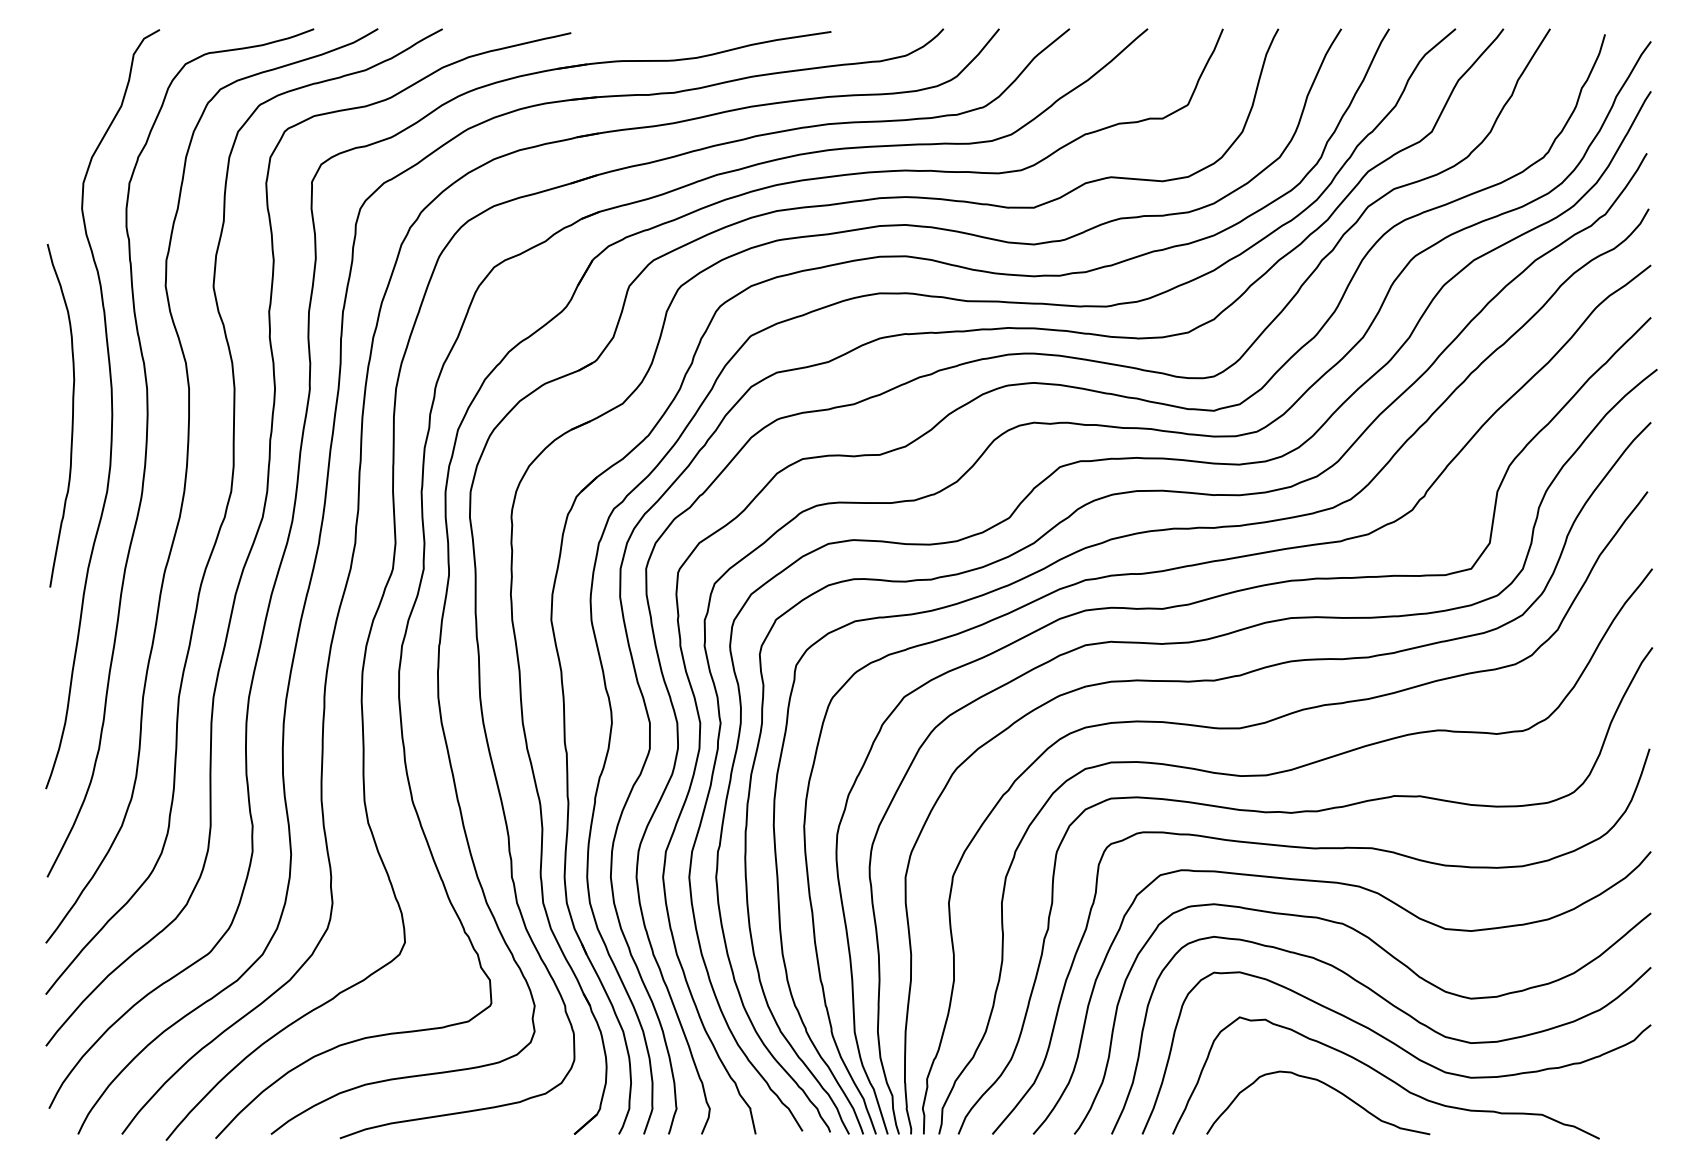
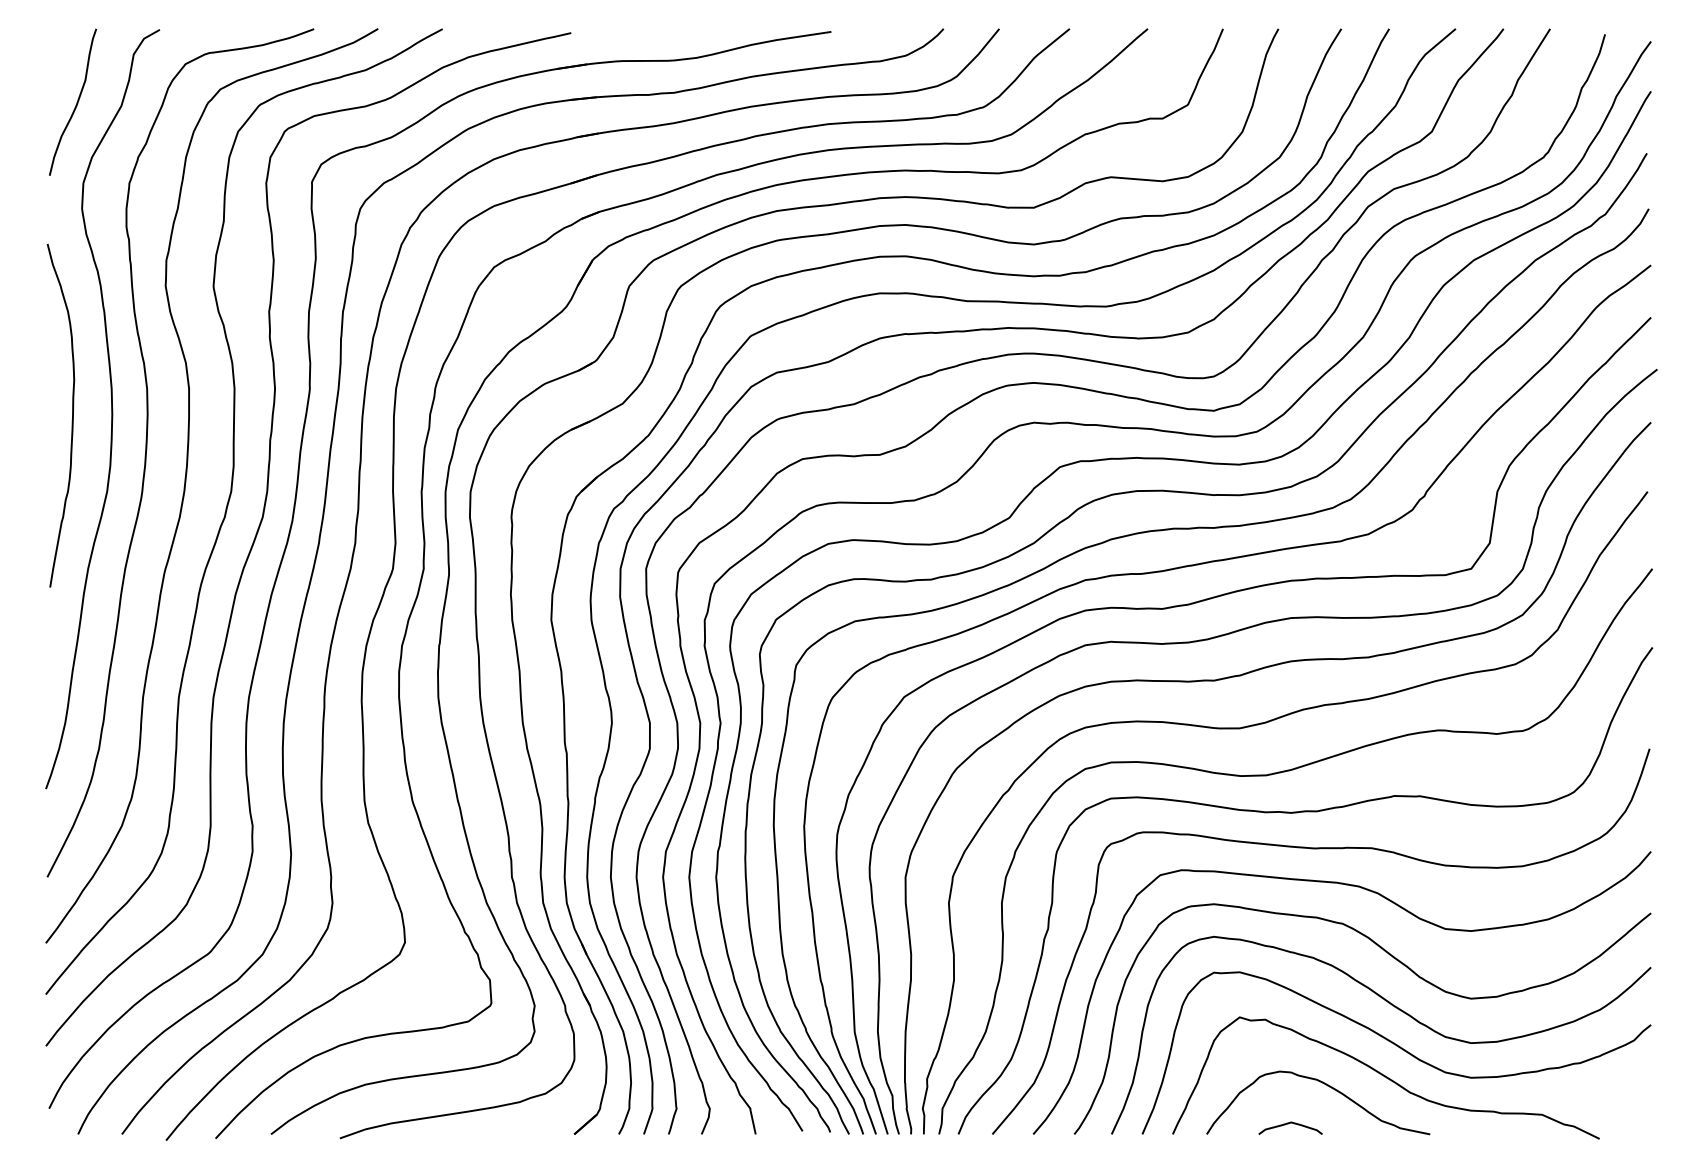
curve: none -> present (76, 102)
curve: none -> present (1288, 1124)
